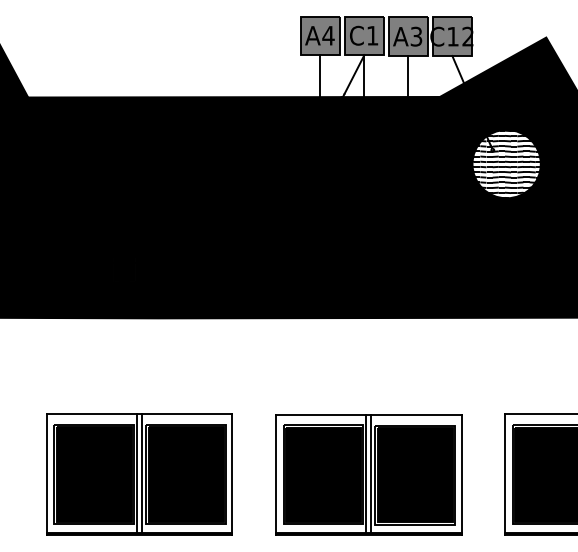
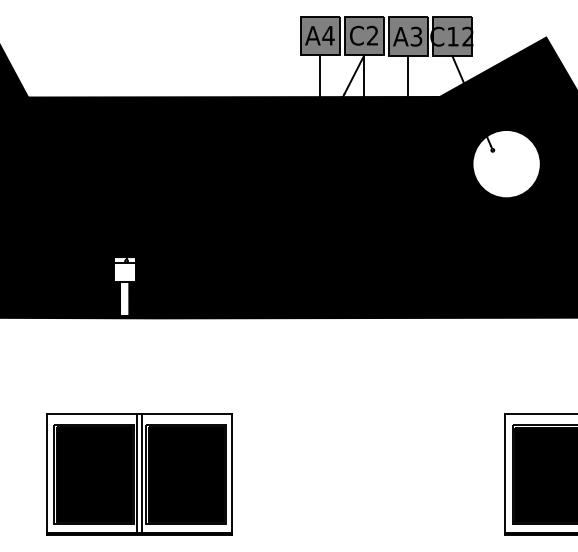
text: C1 -> C2 (372, 35)
hatch: present -> none (506, 164)
fill: present -> none (124, 286)
part: present -> none (368, 474)
